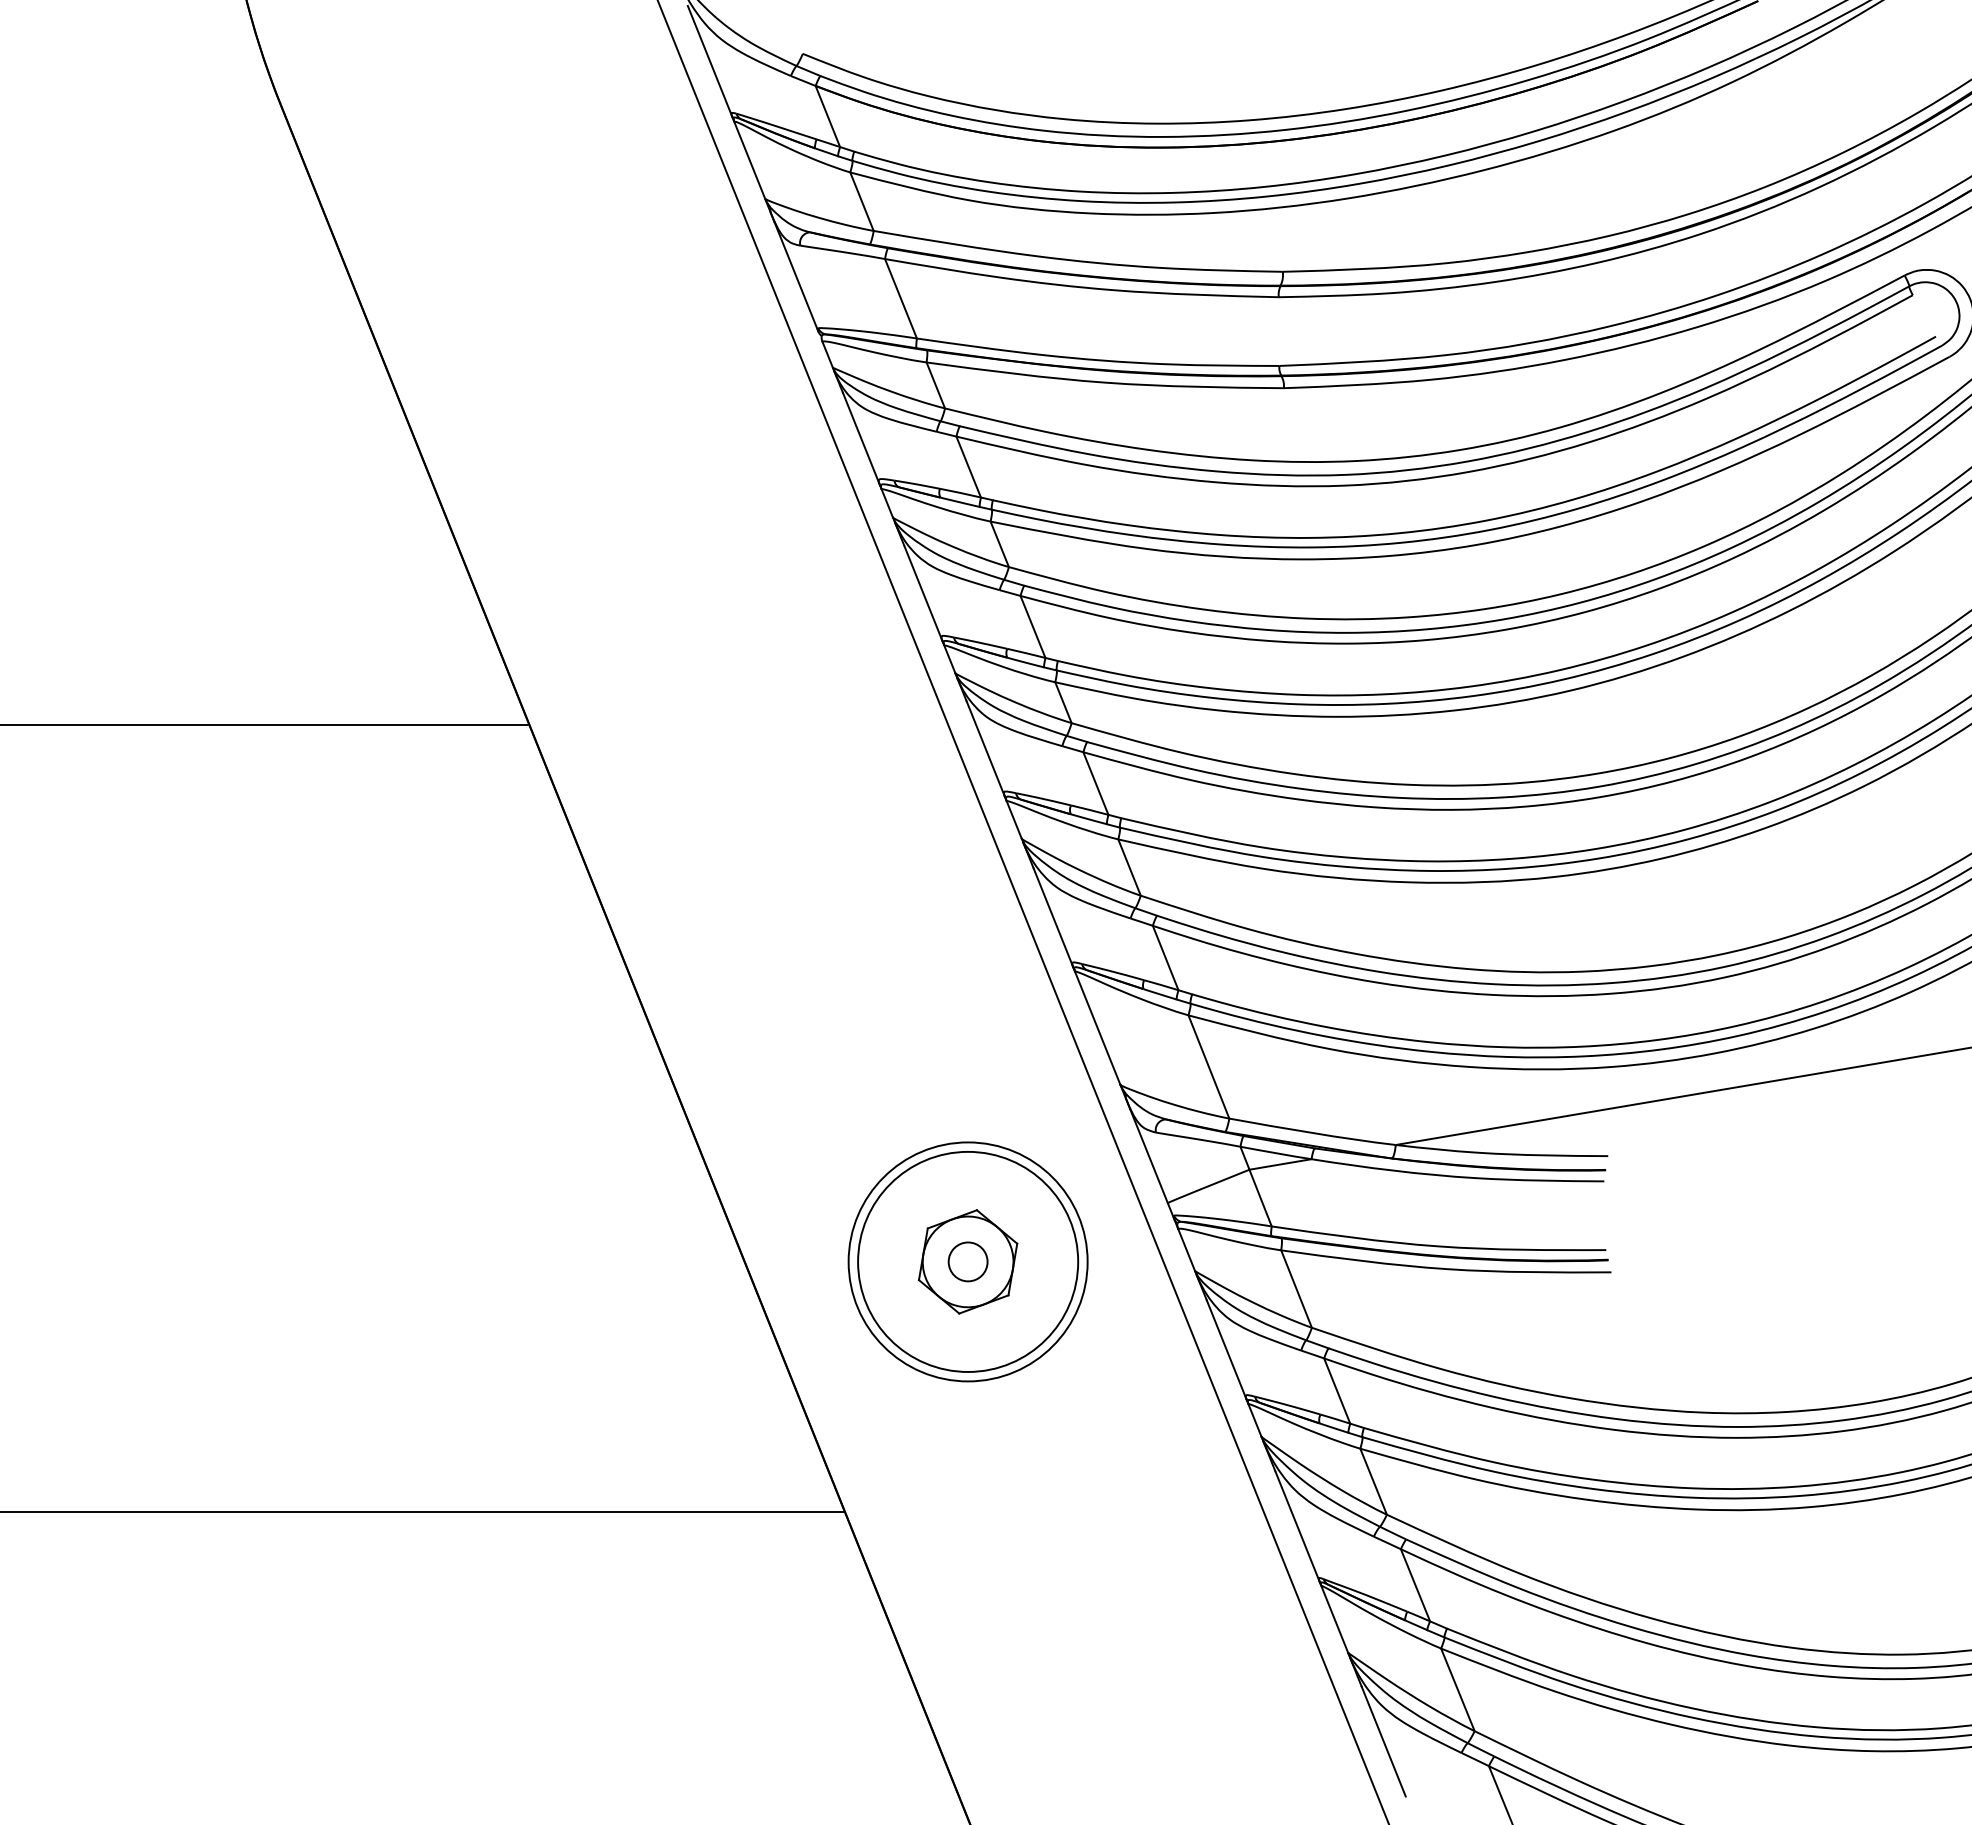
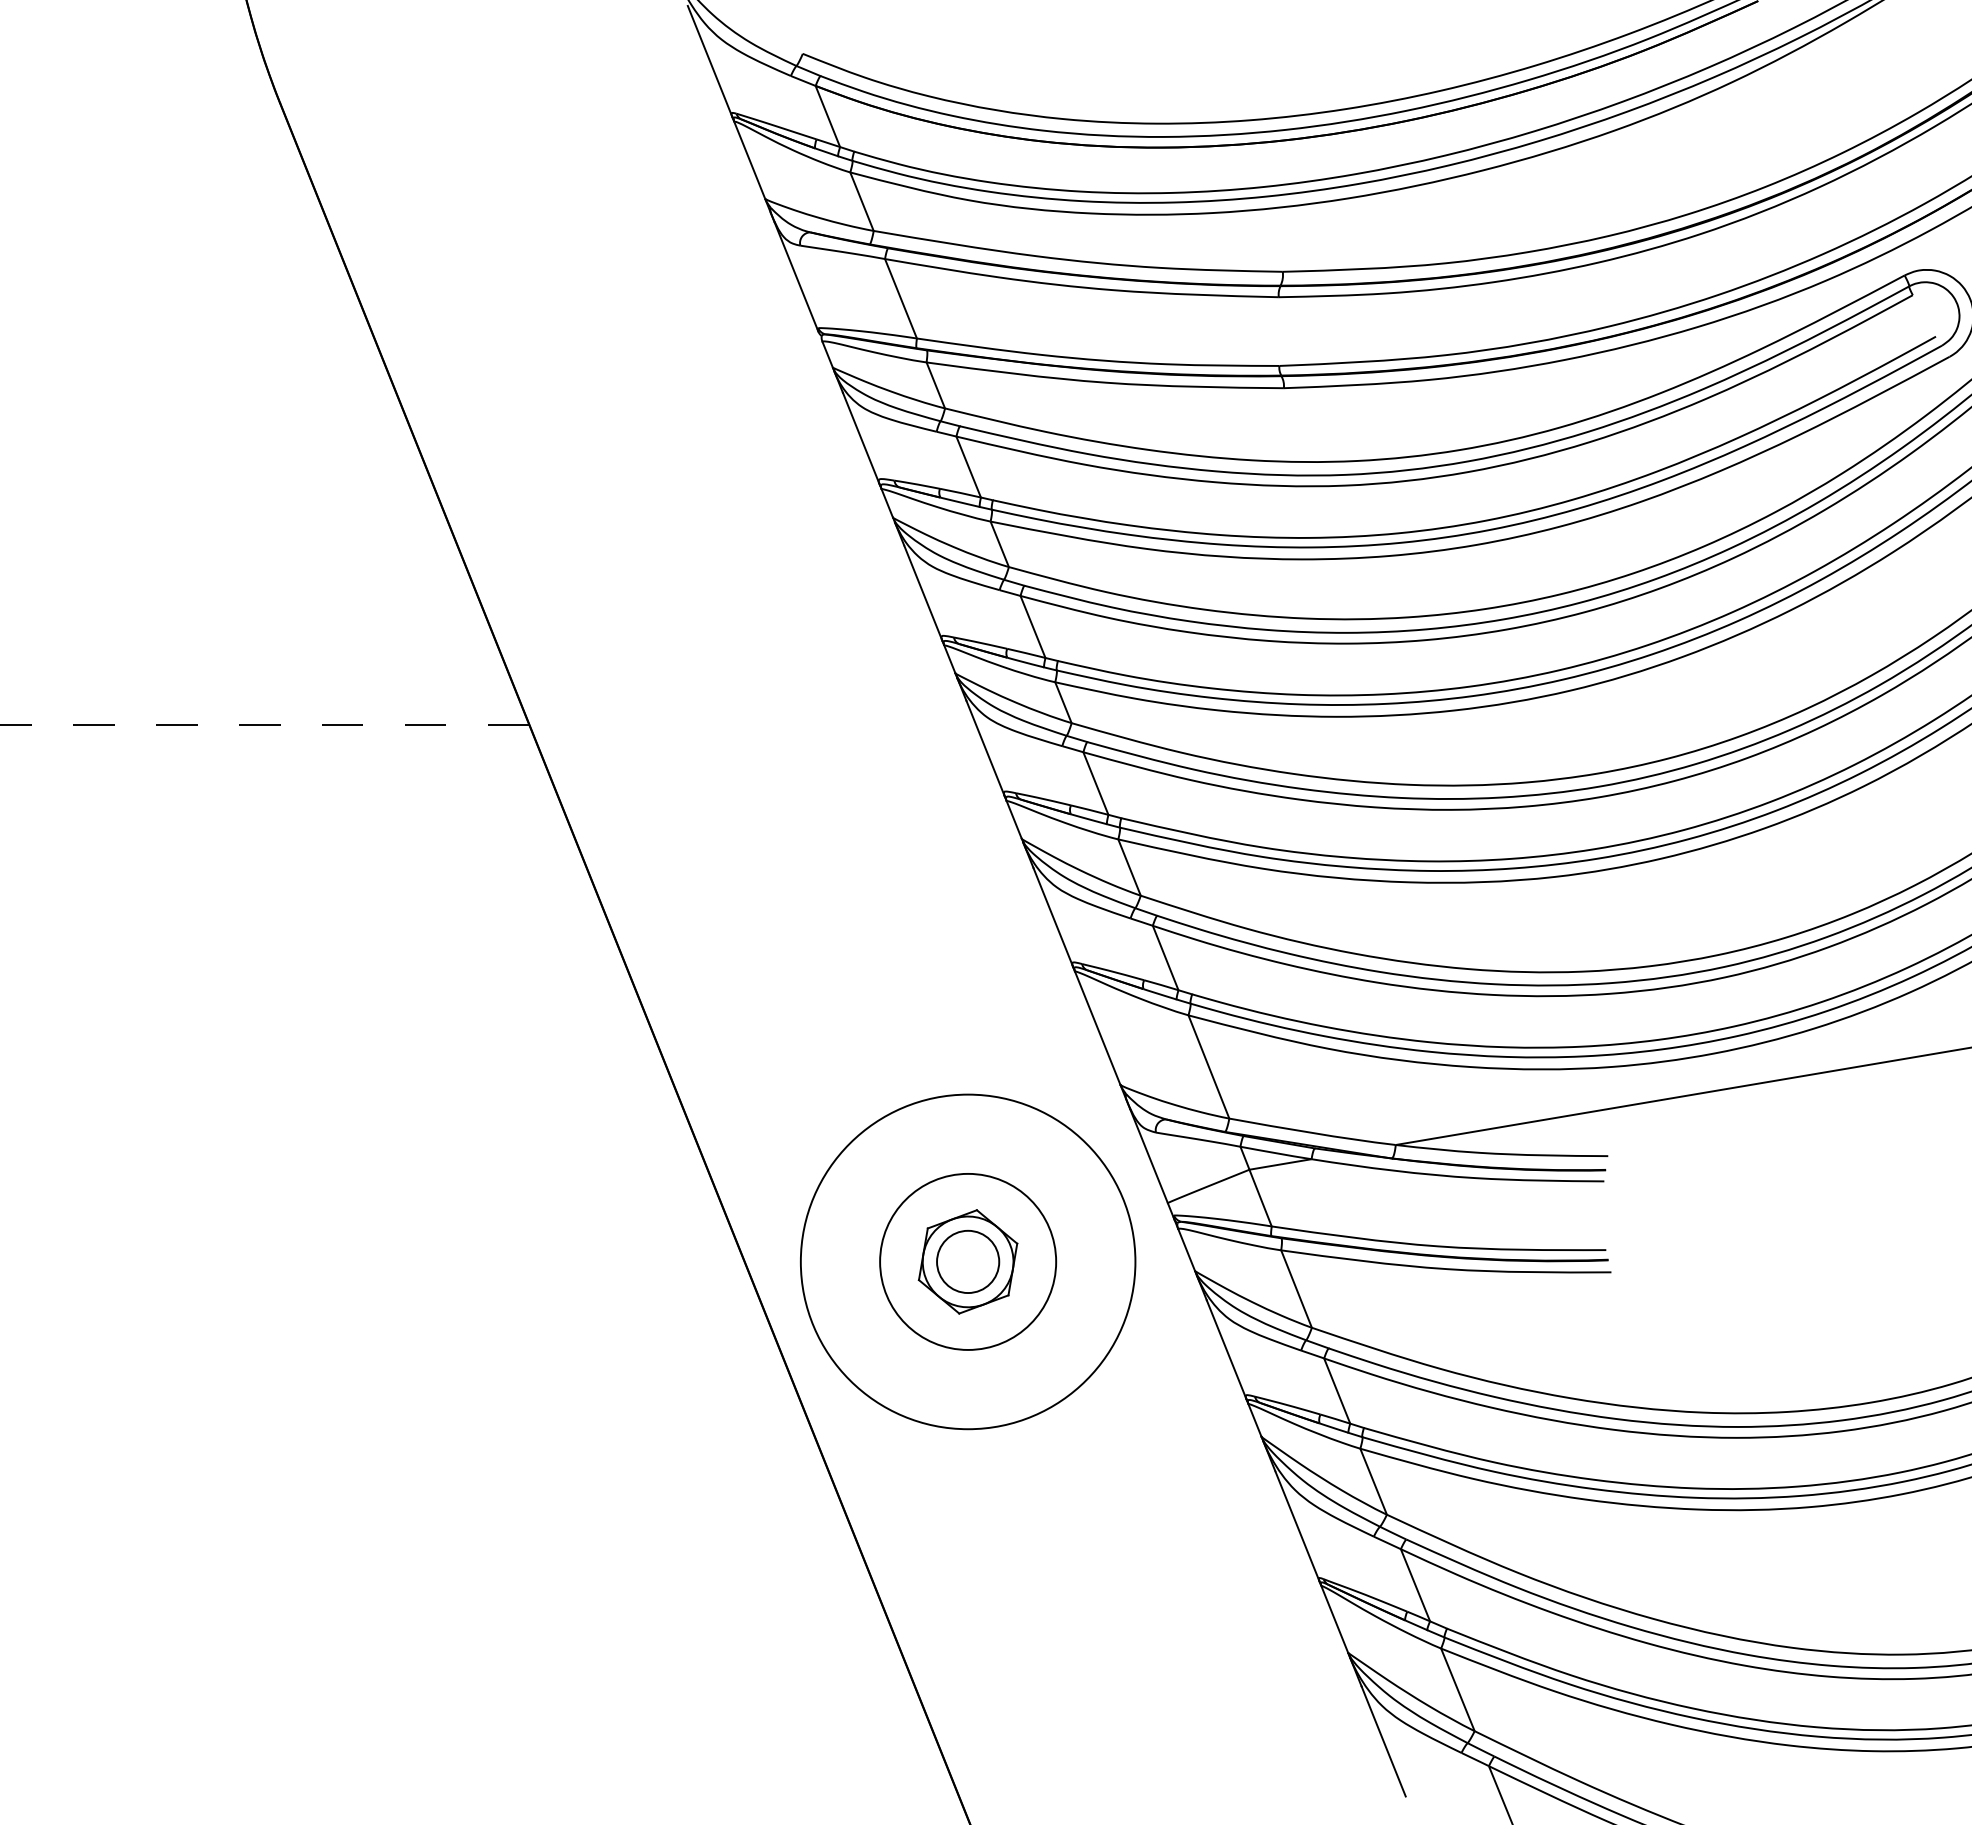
line: solid -> dashed (264, 724)
line: present -> none (1023, 911)
circle diameter: 239 px -> 335 px (967, 1261)
circle diameter: 39 px -> 62 px (968, 1261)
circle diameter: 220 px -> 176 px (968, 1261)
line: present -> none (423, 1512)
